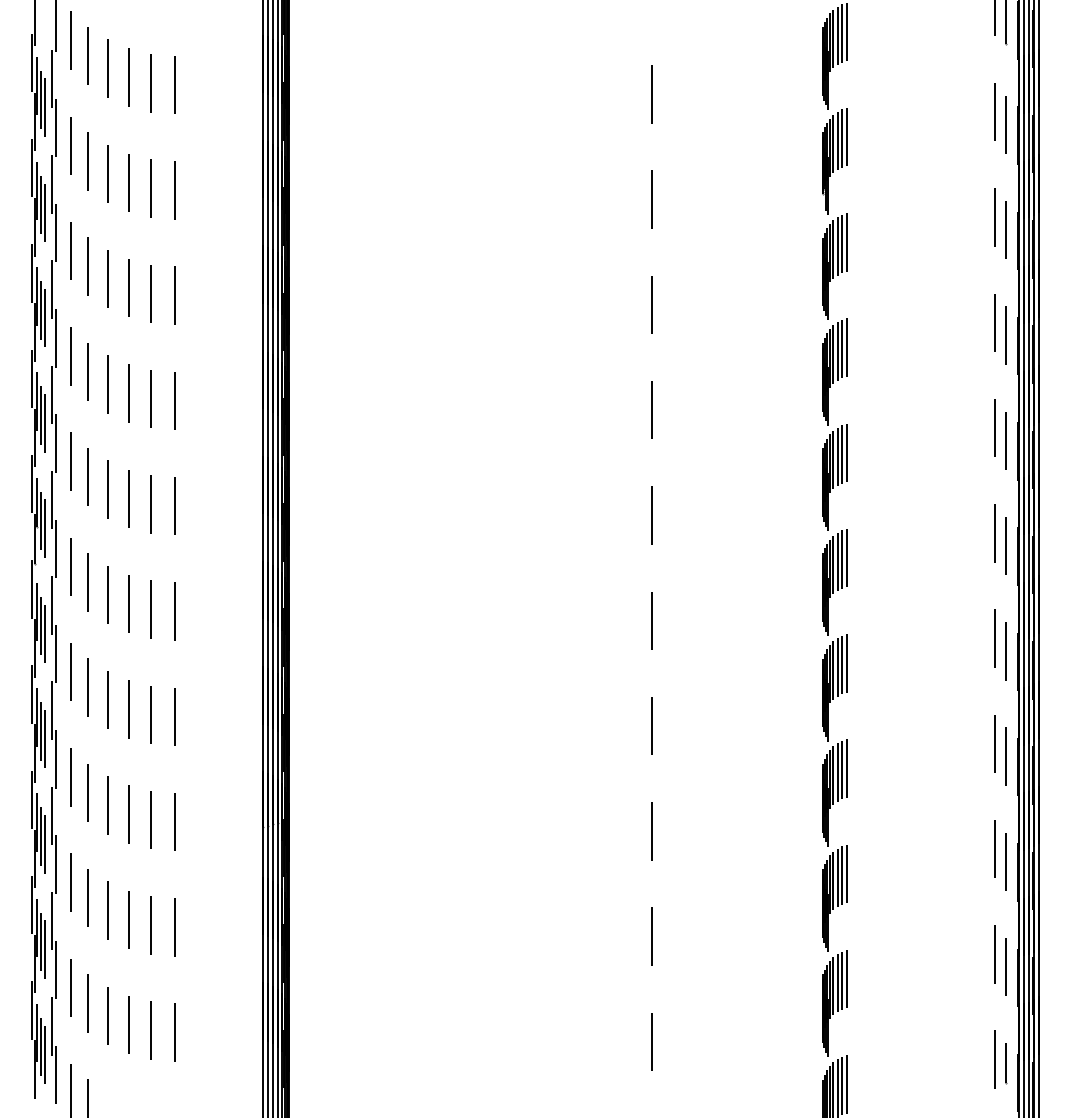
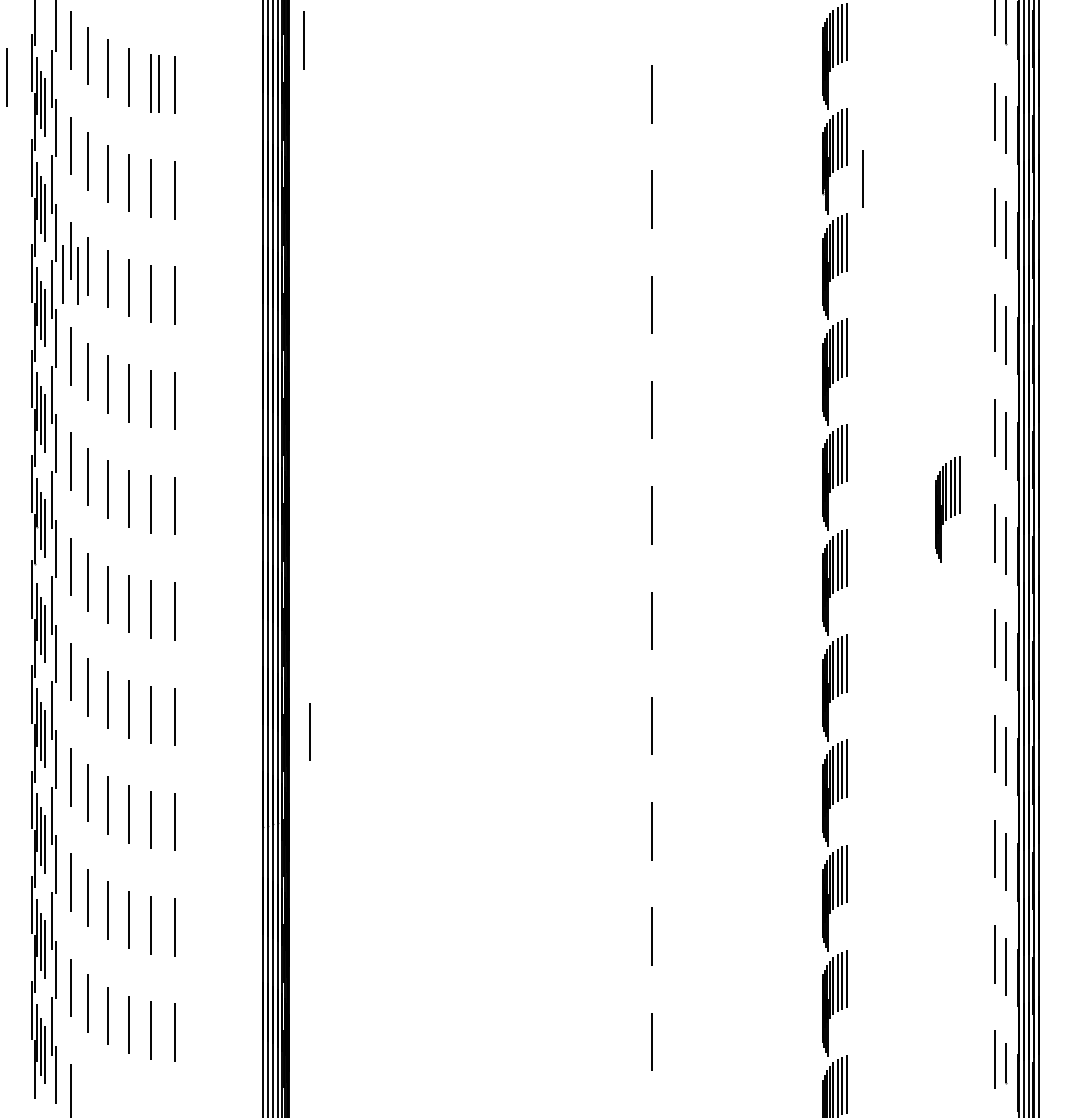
line: none -> present (303, 40)
line: none -> present (6, 77)
line: none -> present (158, 83)
line: none -> present (862, 178)
line: none -> present (62, 274)
line: none -> present (77, 275)
part: none -> present (947, 509)
line: none -> present (309, 731)
line: present -> none (87, 1096)
